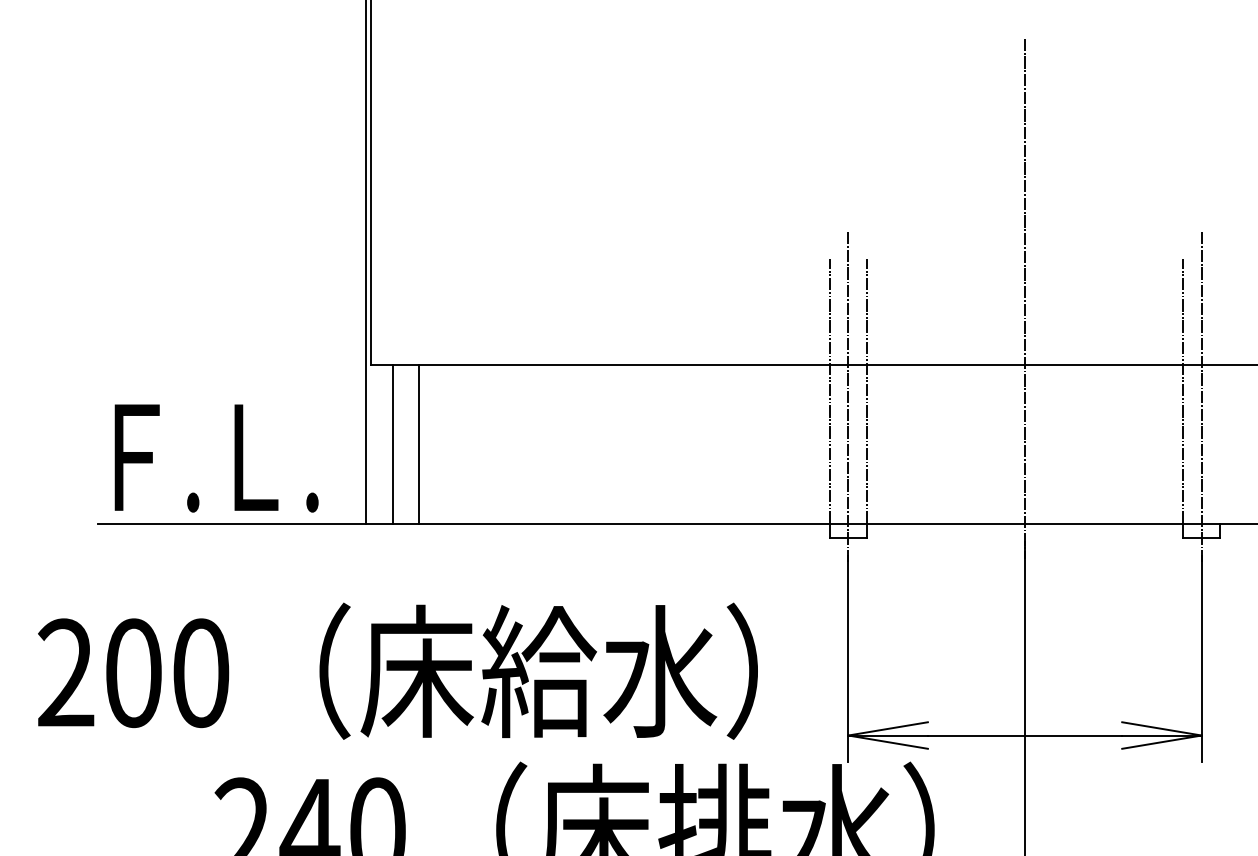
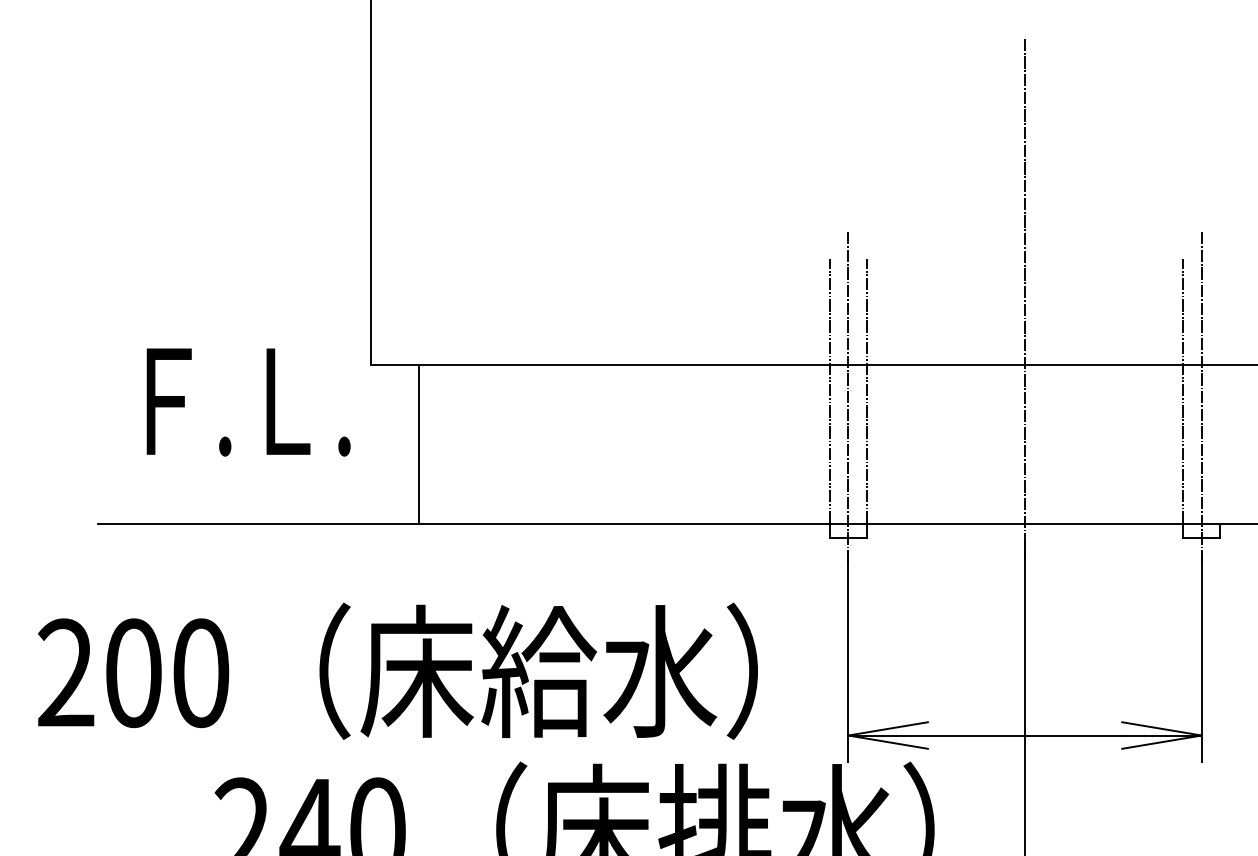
line: present -> none (366, 262)
line: present -> none (392, 443)
text position: (216, 458) -> (248, 402) (248, 402)
